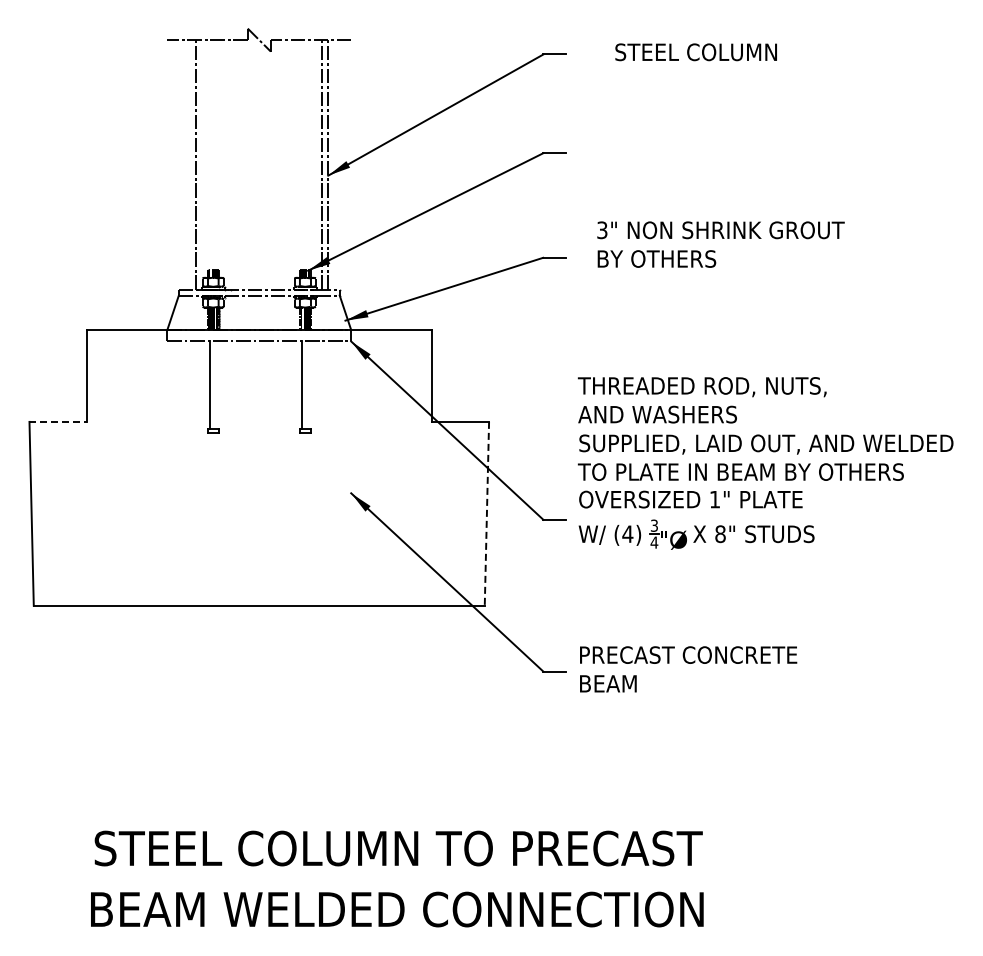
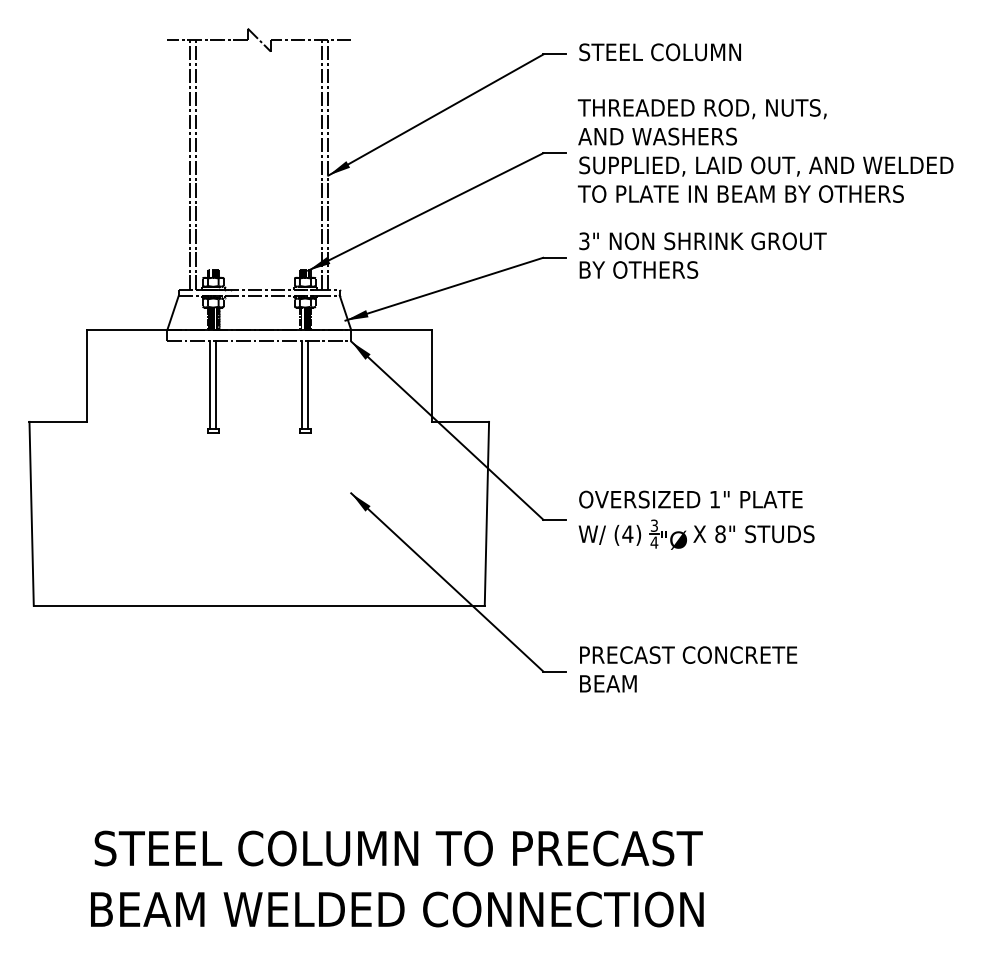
text position: (695, 52) -> (659, 52) (659, 52)
line: none -> present (190, 164)
text position: (720, 244) -> (702, 255) (702, 255)
line: none -> present (216, 385)
line: none -> present (308, 385)
line: dashed -> solid (58, 421)
text position: (765, 428) -> (765, 150) (765, 150)
line: dashed -> solid (486, 513)
